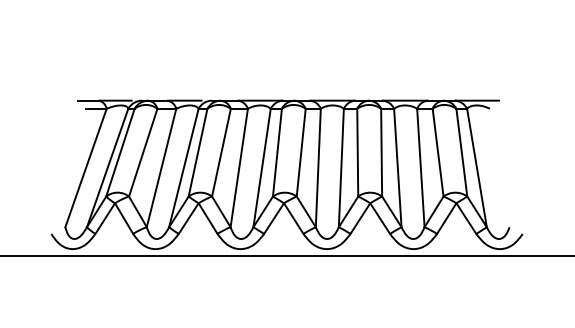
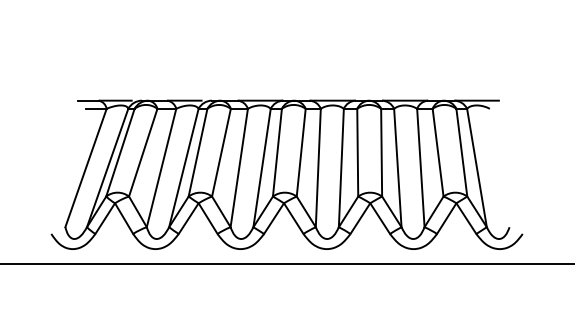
line position: (286, 255) -> (286, 263) (286, 263)
